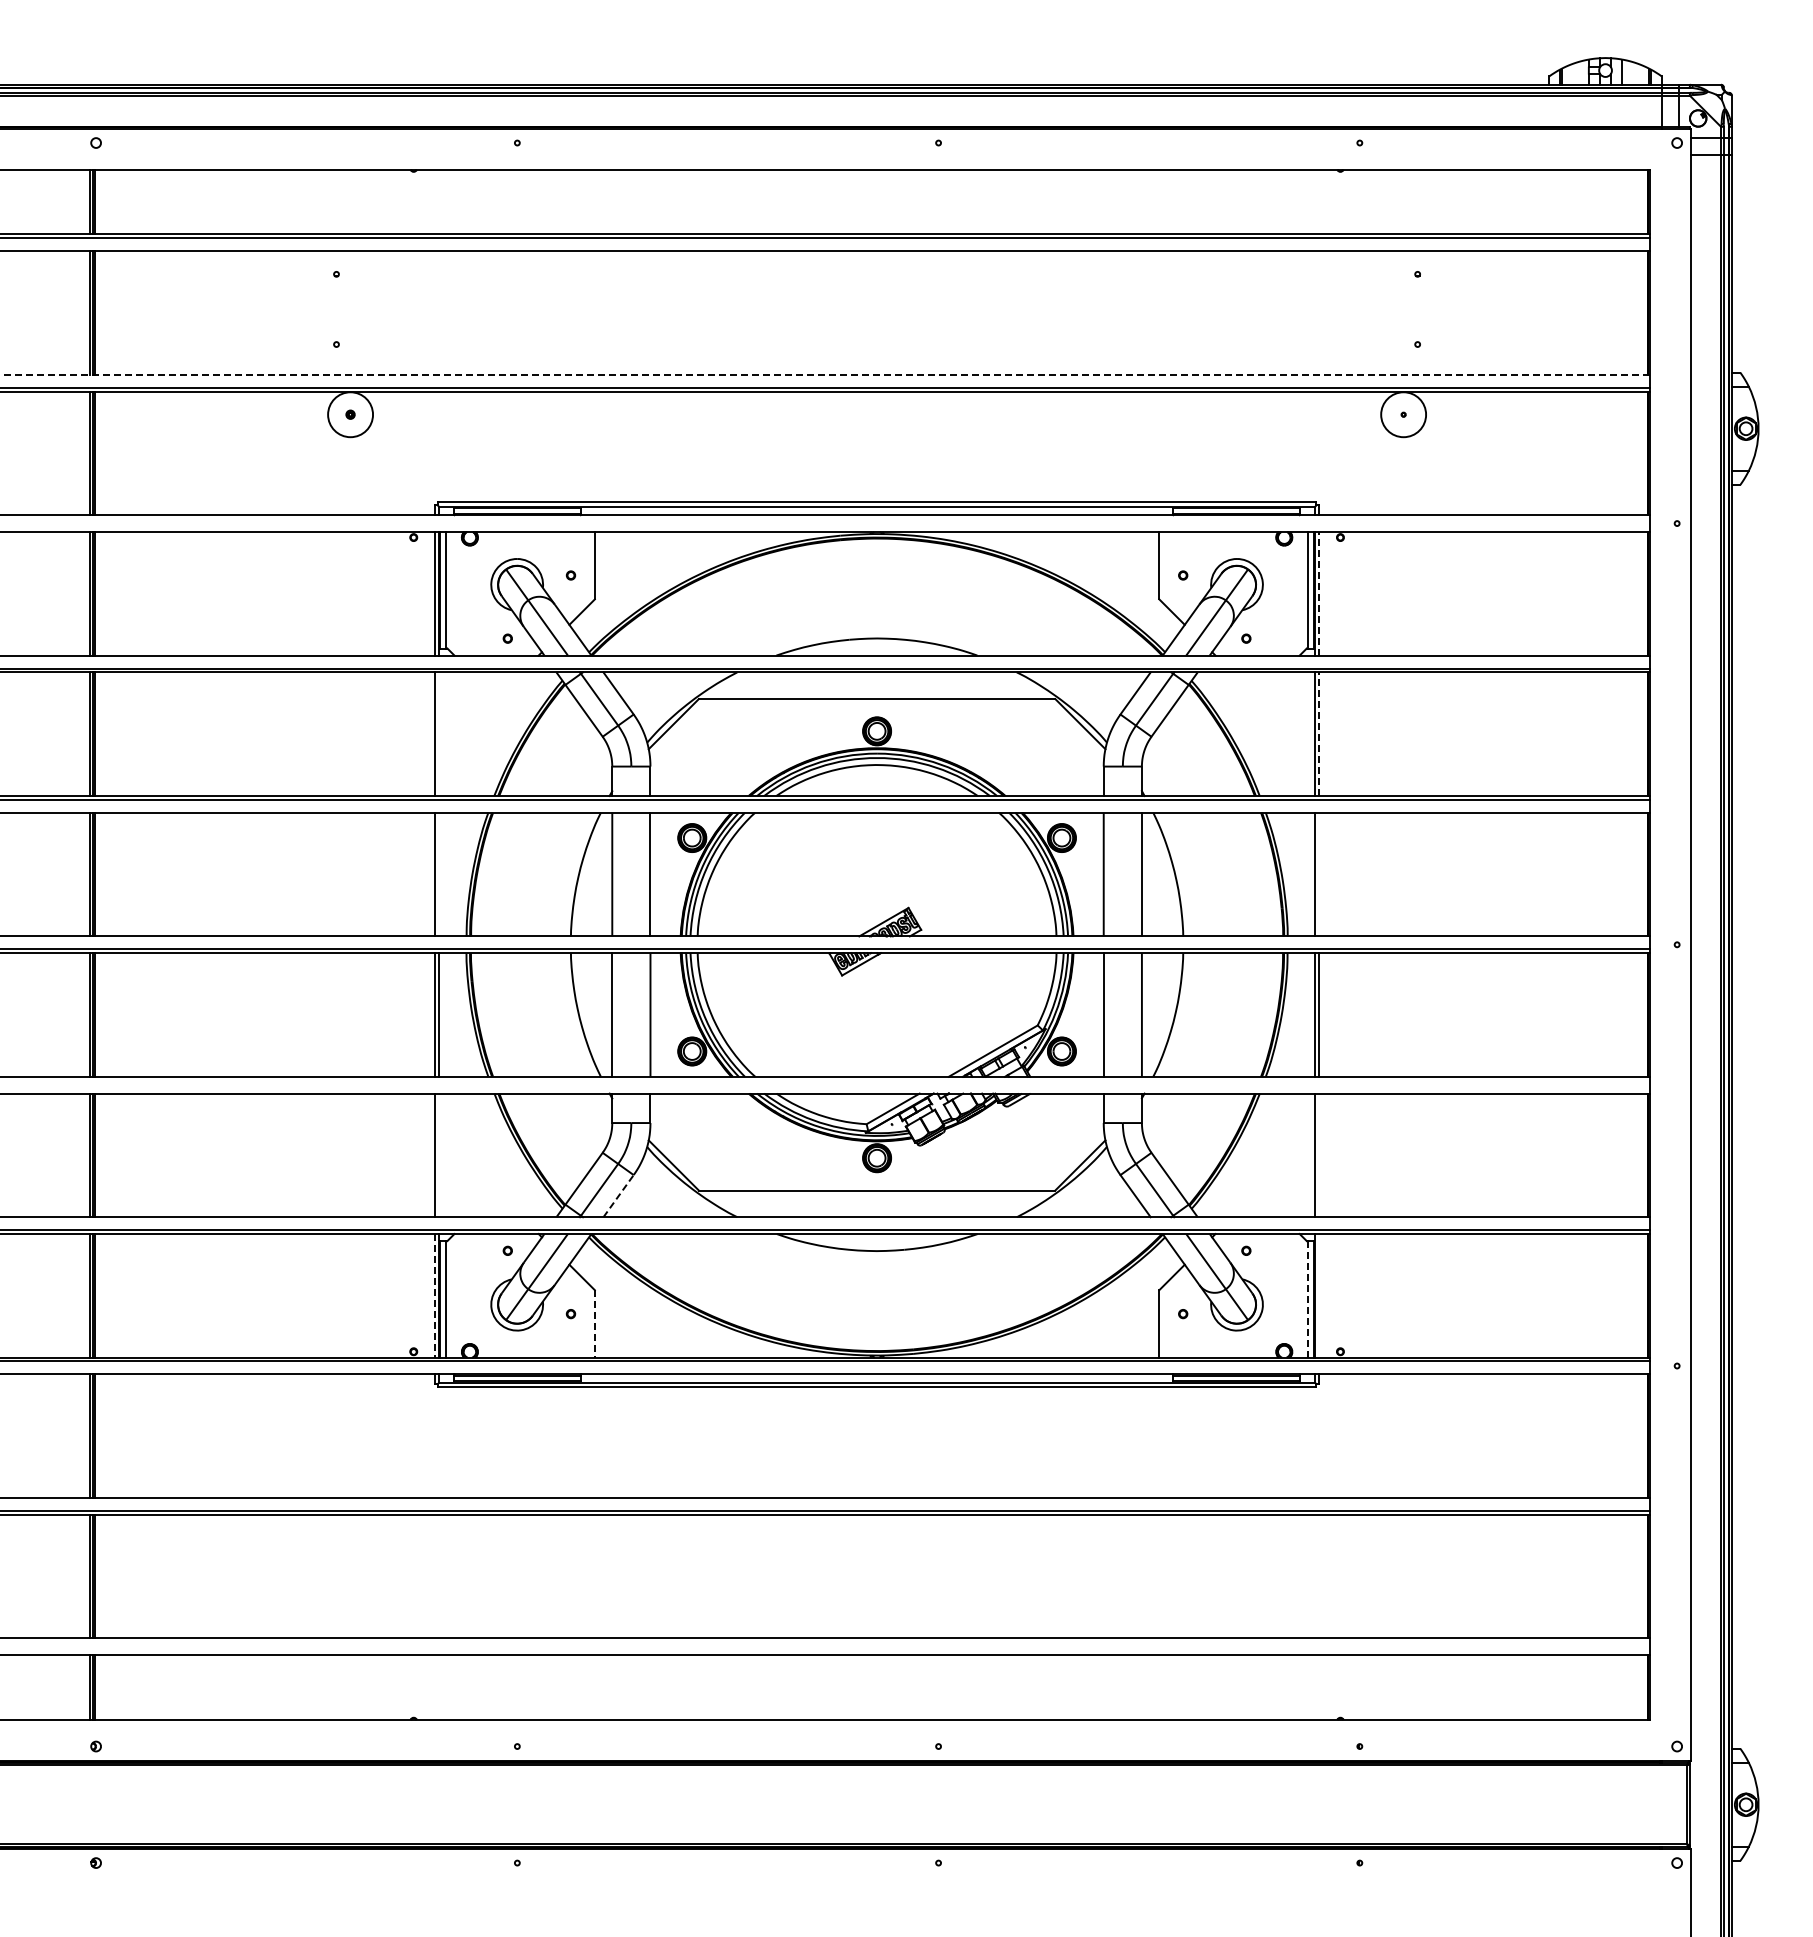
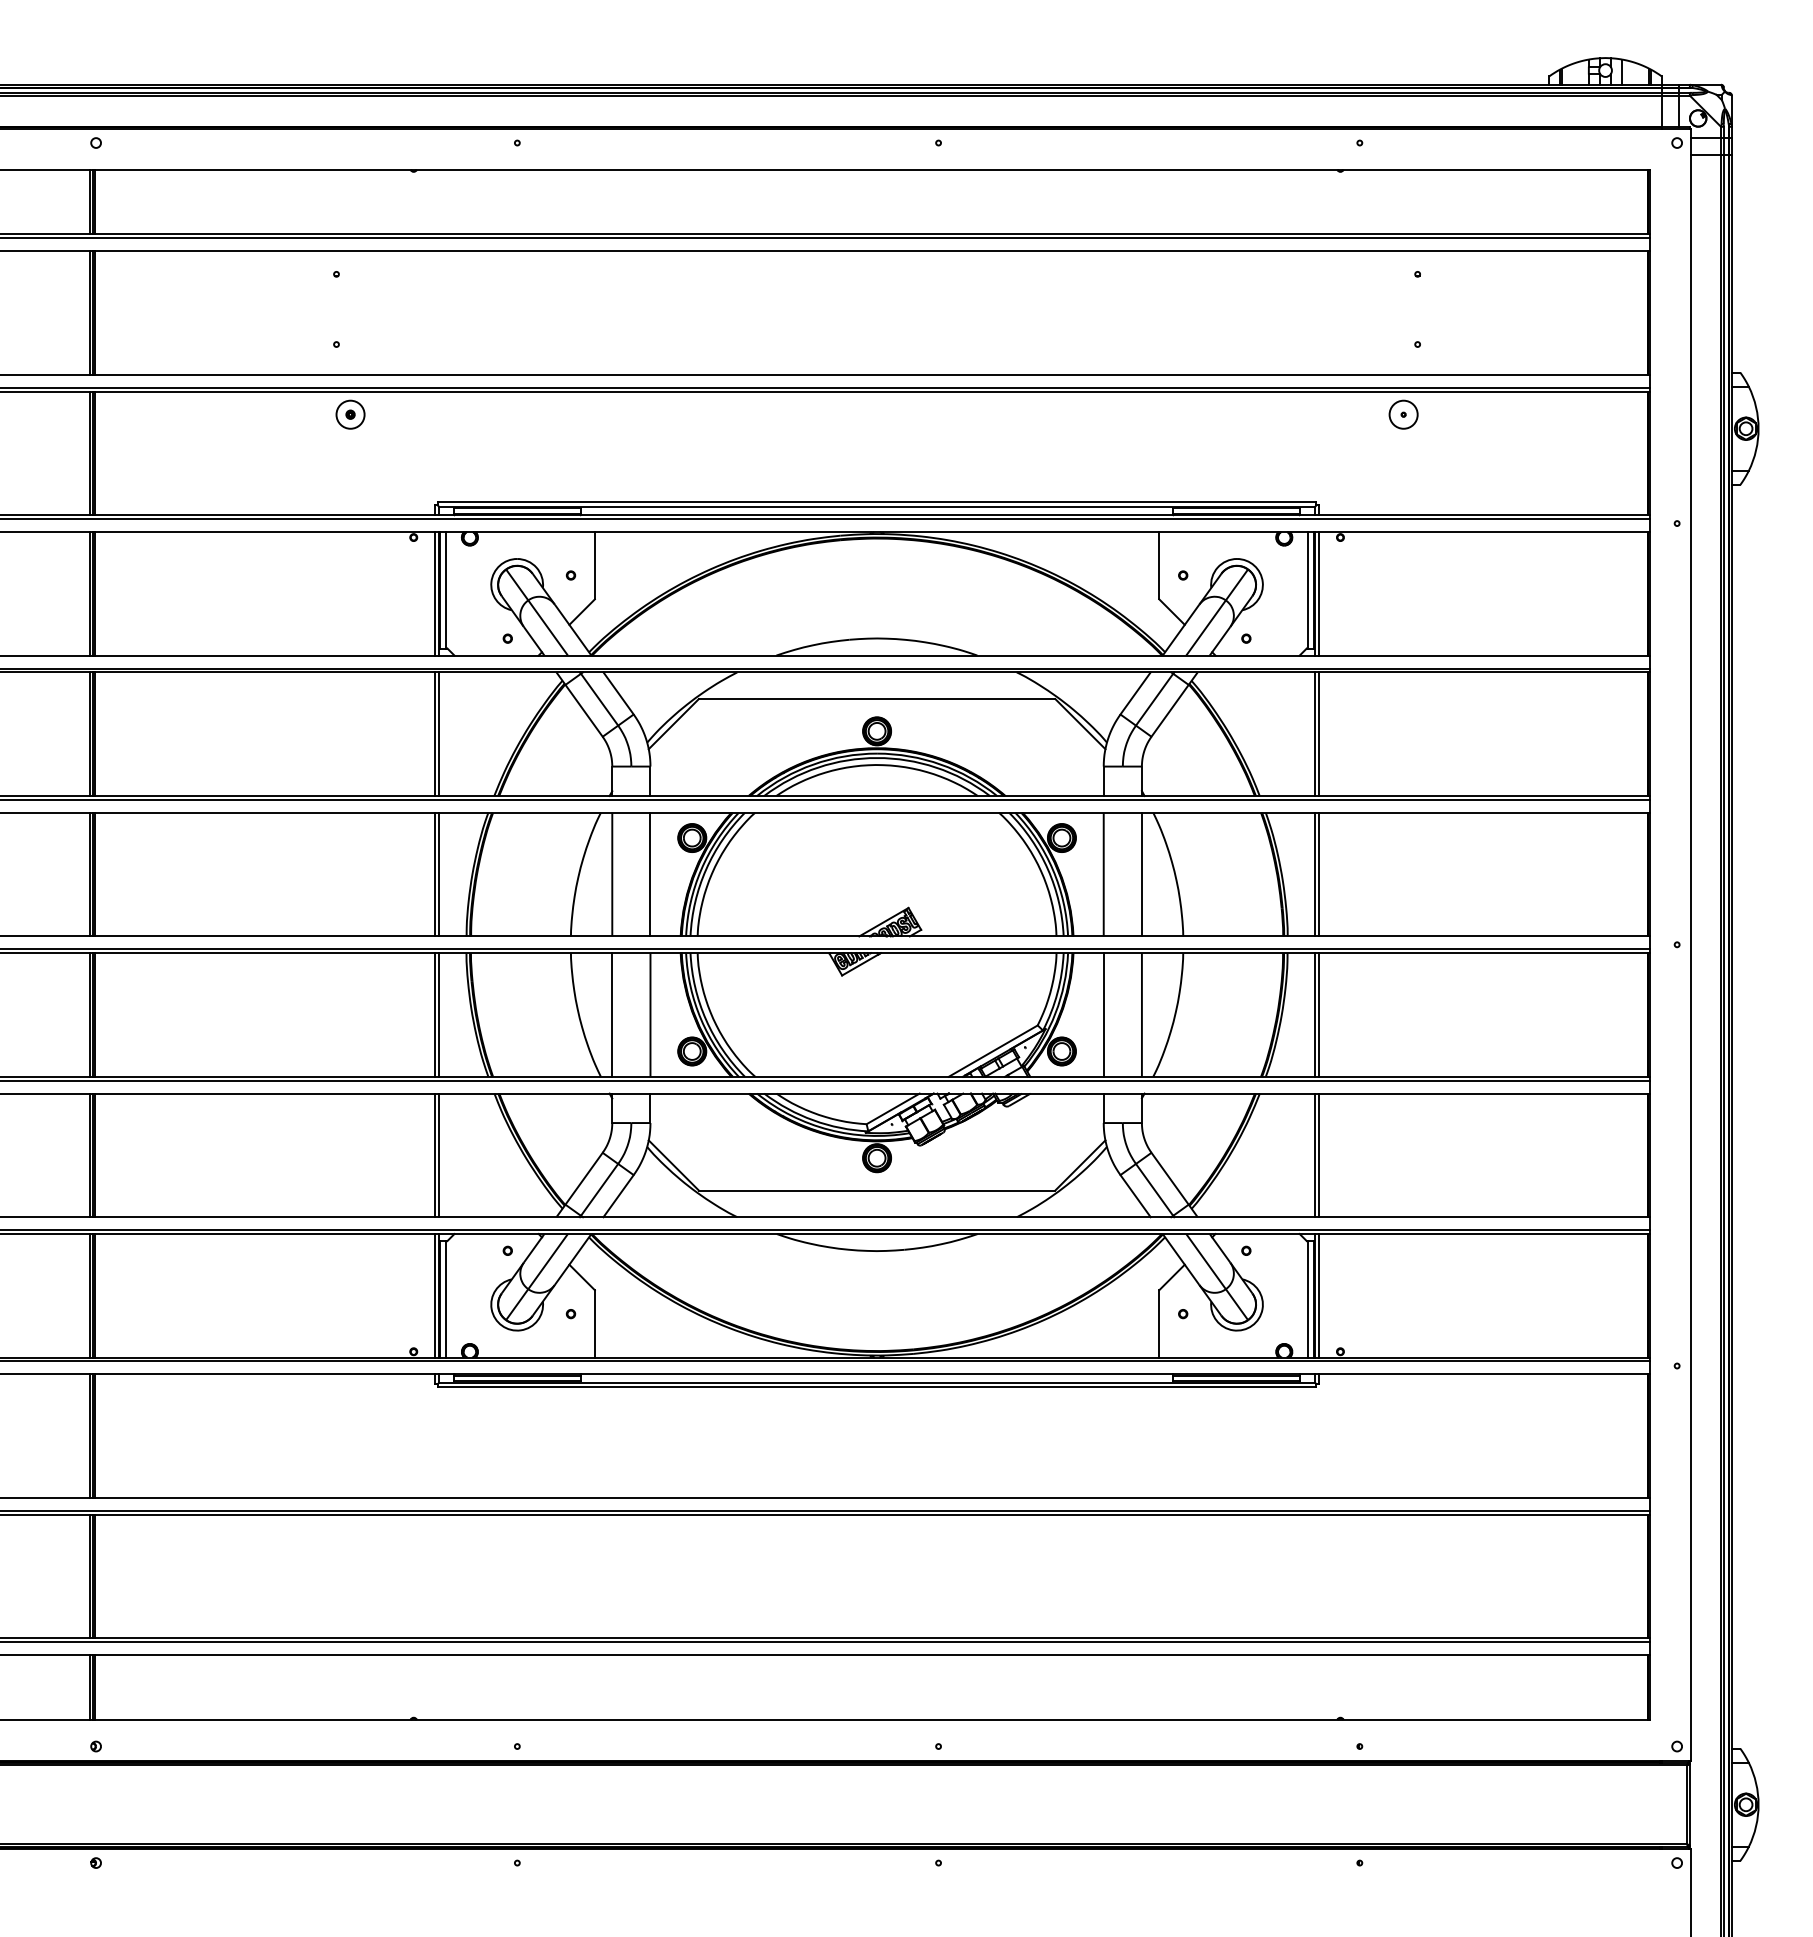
line: dashed -> solid (825, 374)
circle diameter: 45 px -> 28 px (350, 414)
circle diameter: 45 px -> 28 px (1403, 414)
line: none -> present (826, 518)
line: dashed -> solid (1319, 593)
line: none -> present (439, 733)
line: dashed -> solid (1319, 734)
line: none -> present (439, 874)
line: none -> present (1319, 874)
line: none -> present (826, 1080)
line: none -> present (439, 1155)
line: none -> present (1319, 1155)
line: dashed -> solid (618, 1196)
line: dashed -> solid (434, 1295)
line: none -> present (1319, 1295)
line: dashed -> solid (1308, 1298)
line: dashed -> solid (594, 1323)
line: none -> present (826, 1642)
